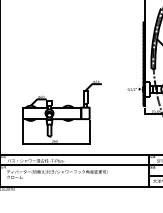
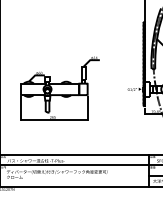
part position: (61, 112) -> (59, 88) (59, 88)
